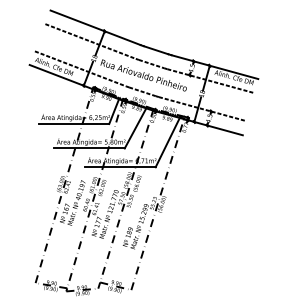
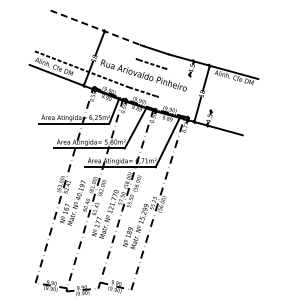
line: solid -> dashed (96, 28)
line: present -> none (90, 41)
line: present -> none (210, 81)
line: present -> none (202, 109)
